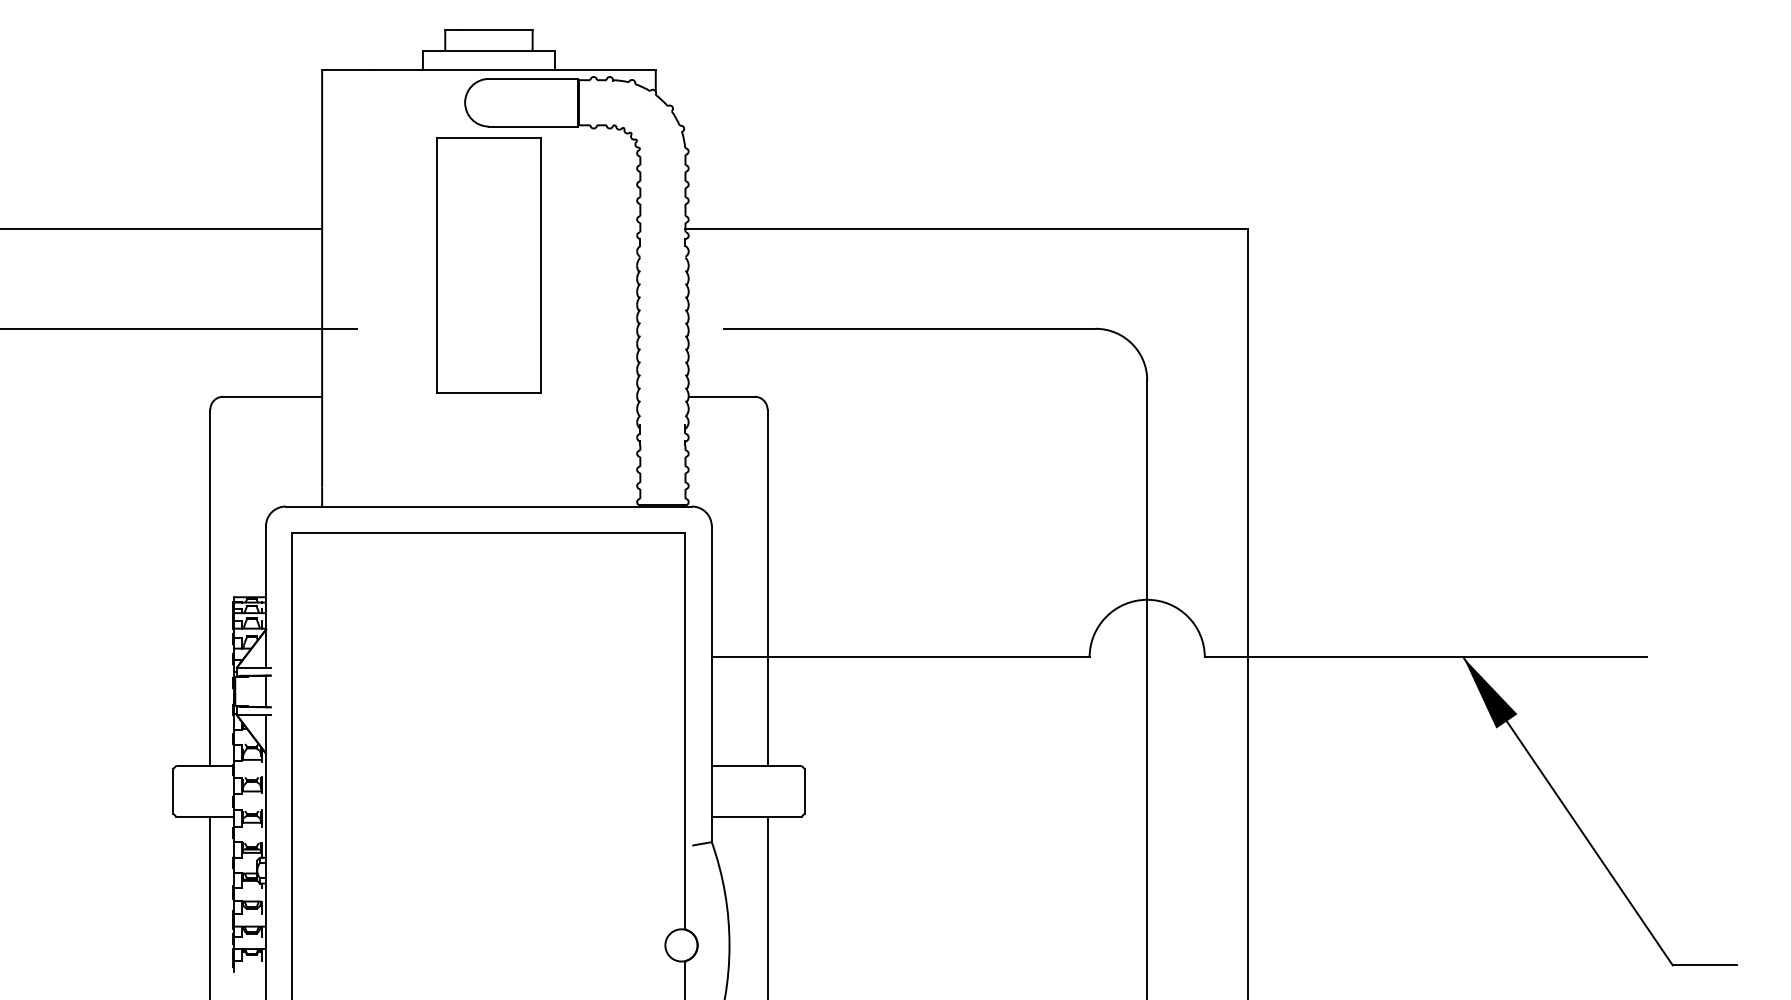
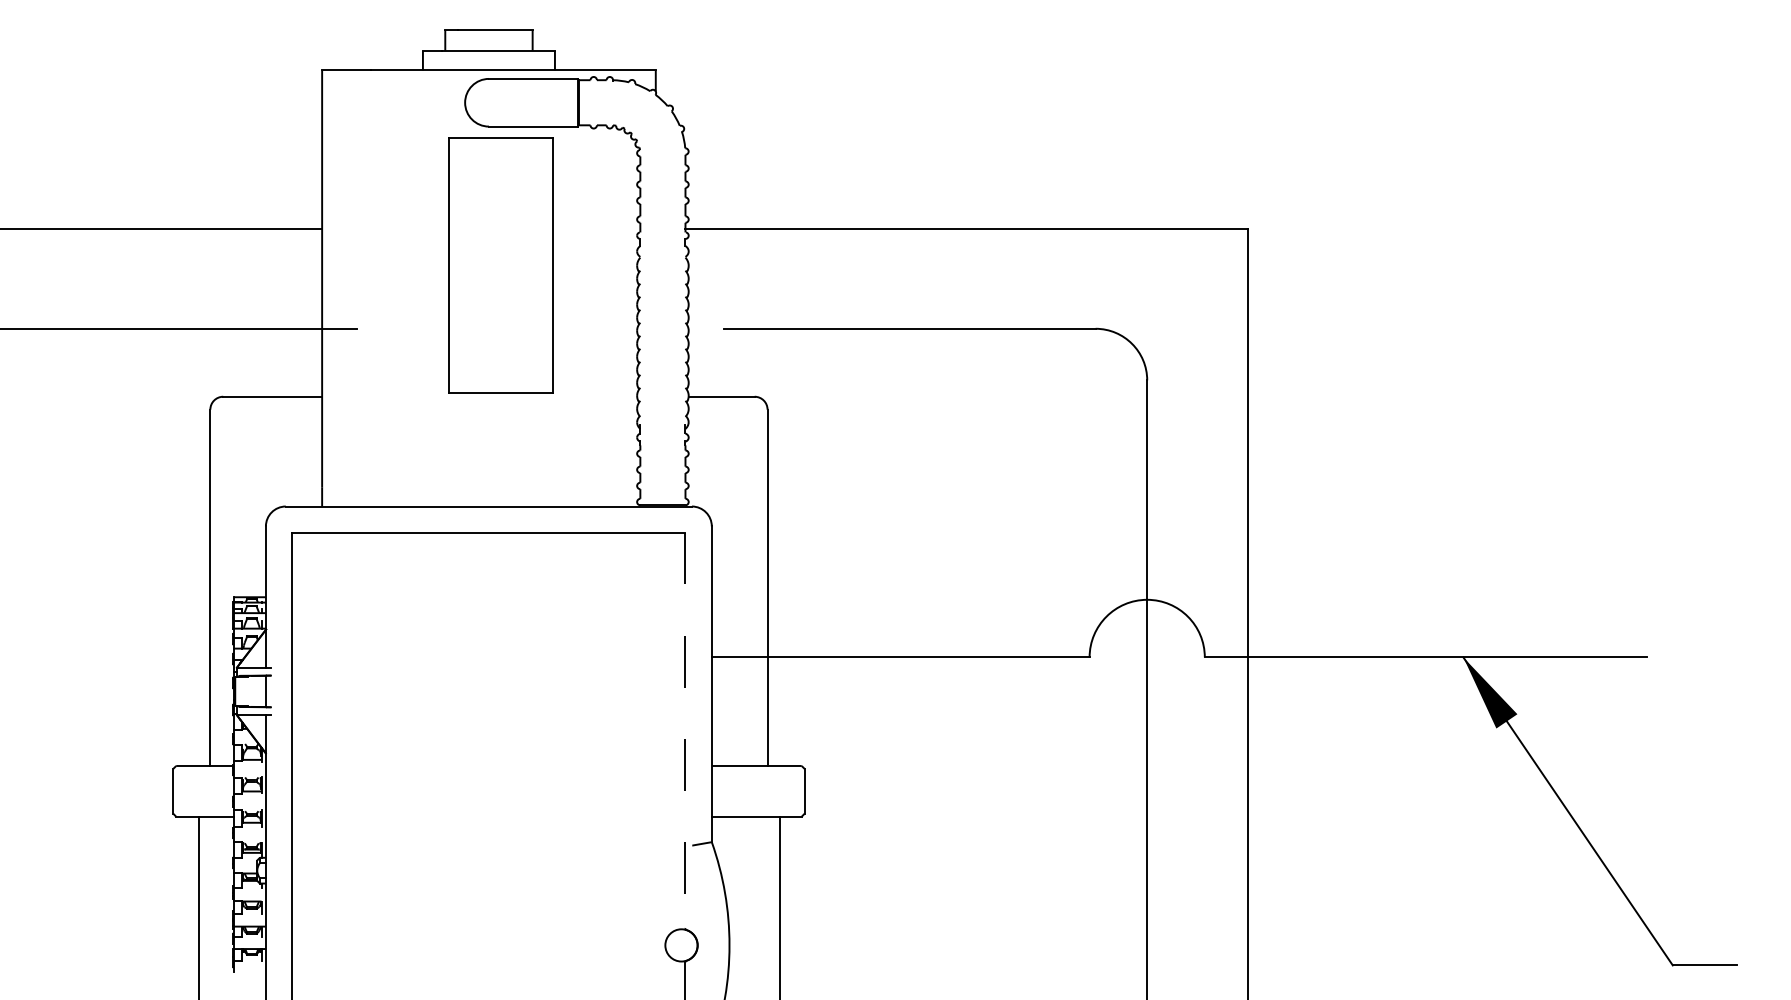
part position: (488, 265) -> (500, 265) (500, 265)
line: solid -> dashed (685, 730)
line position: (210, 906) -> (199, 906) (199, 906)
line position: (767, 906) -> (779, 906) (779, 906)
